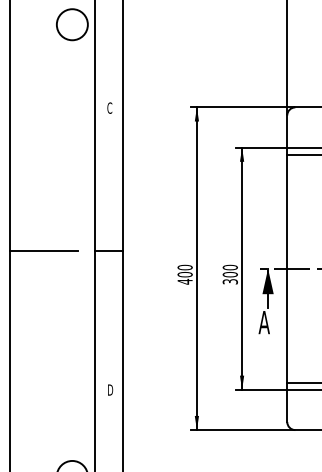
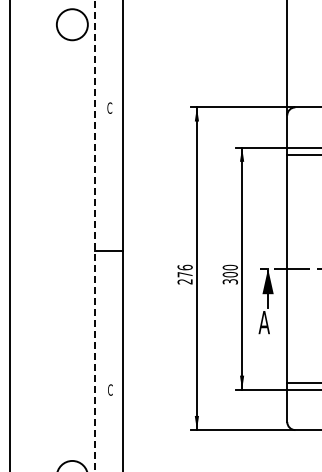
line: solid -> dashed (94, 236)
line: present -> none (44, 250)
text: 400 -> 276 (184, 274)
text: D -> C (110, 389)
